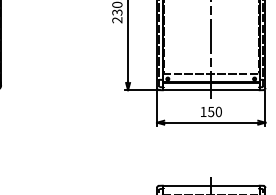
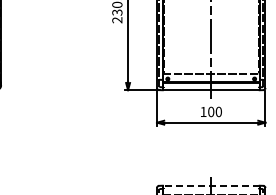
text: 150 -> 100 (211, 111)
line: solid -> dashed (210, 185)
